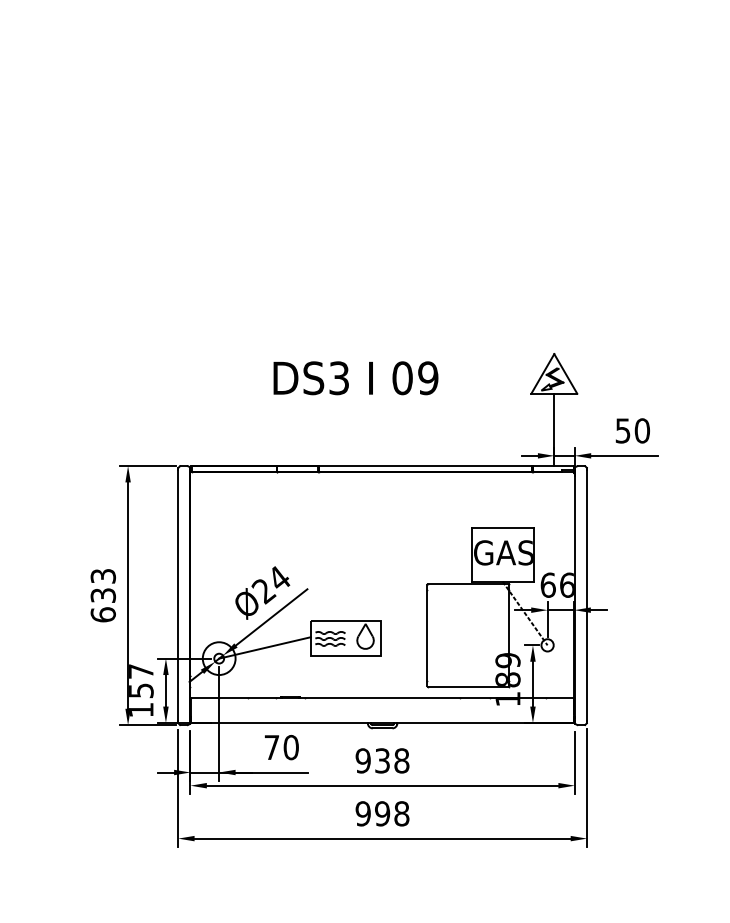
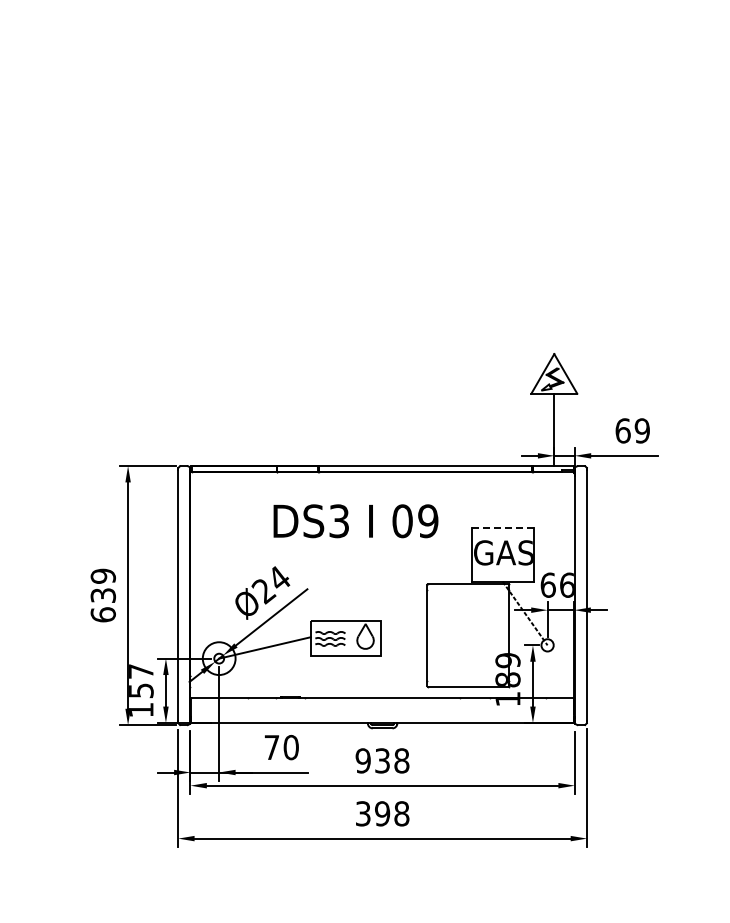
text position: (355, 378) -> (355, 521) (355, 521)
text: 50 -> 69 (632, 430)
line: solid -> dashed (502, 527)
text: 633 -> 639 (102, 575)
text: 998 -> 398 (362, 813)
